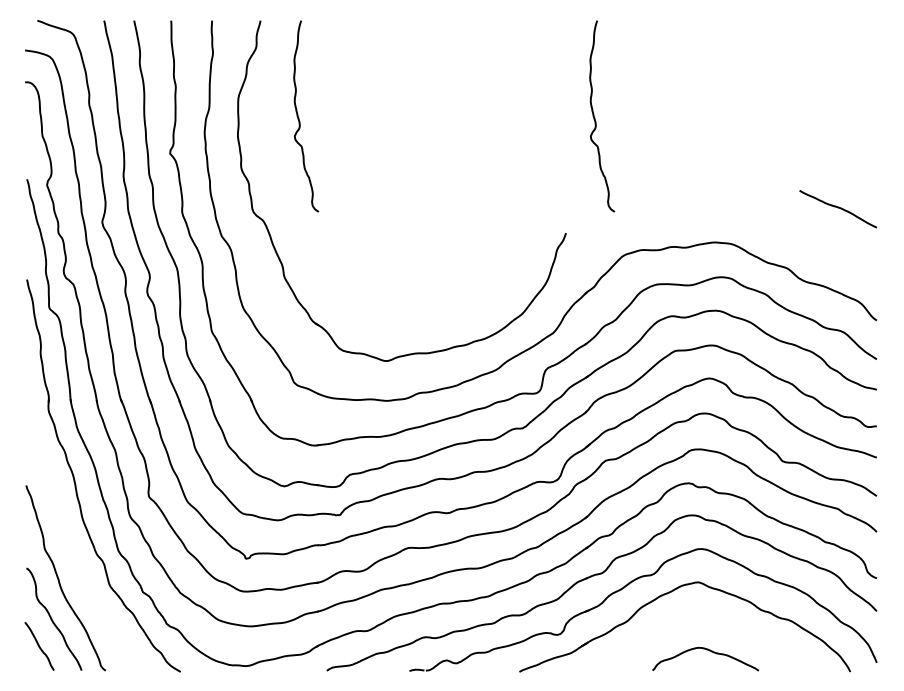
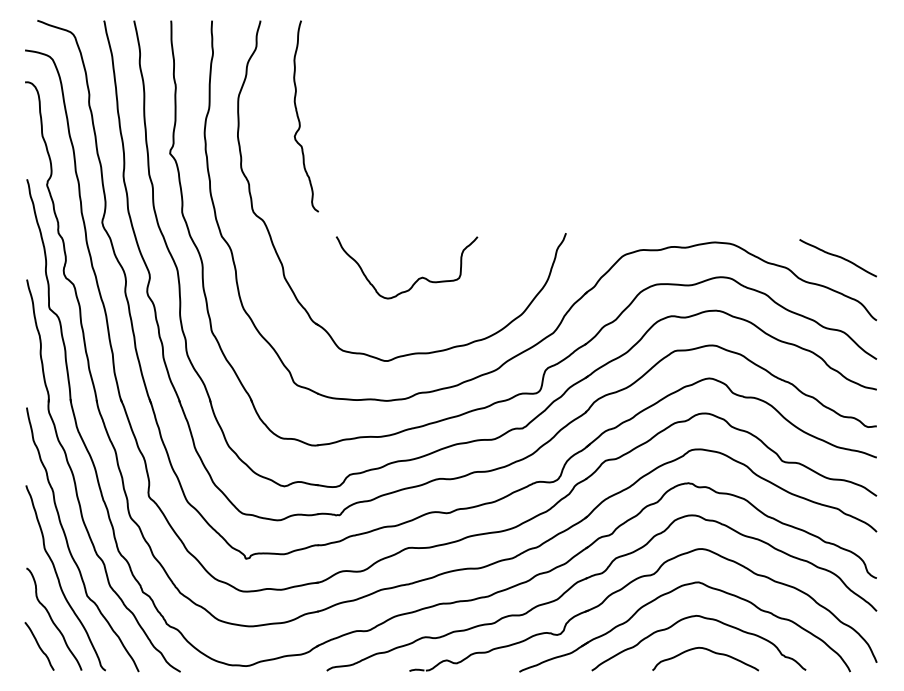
curve: present -> none (595, 118)
curve position: (837, 208) -> (837, 257) (837, 257)
curve: none -> present (418, 278)
curve: none -> present (68, 542)
curve: none -> present (706, 619)
